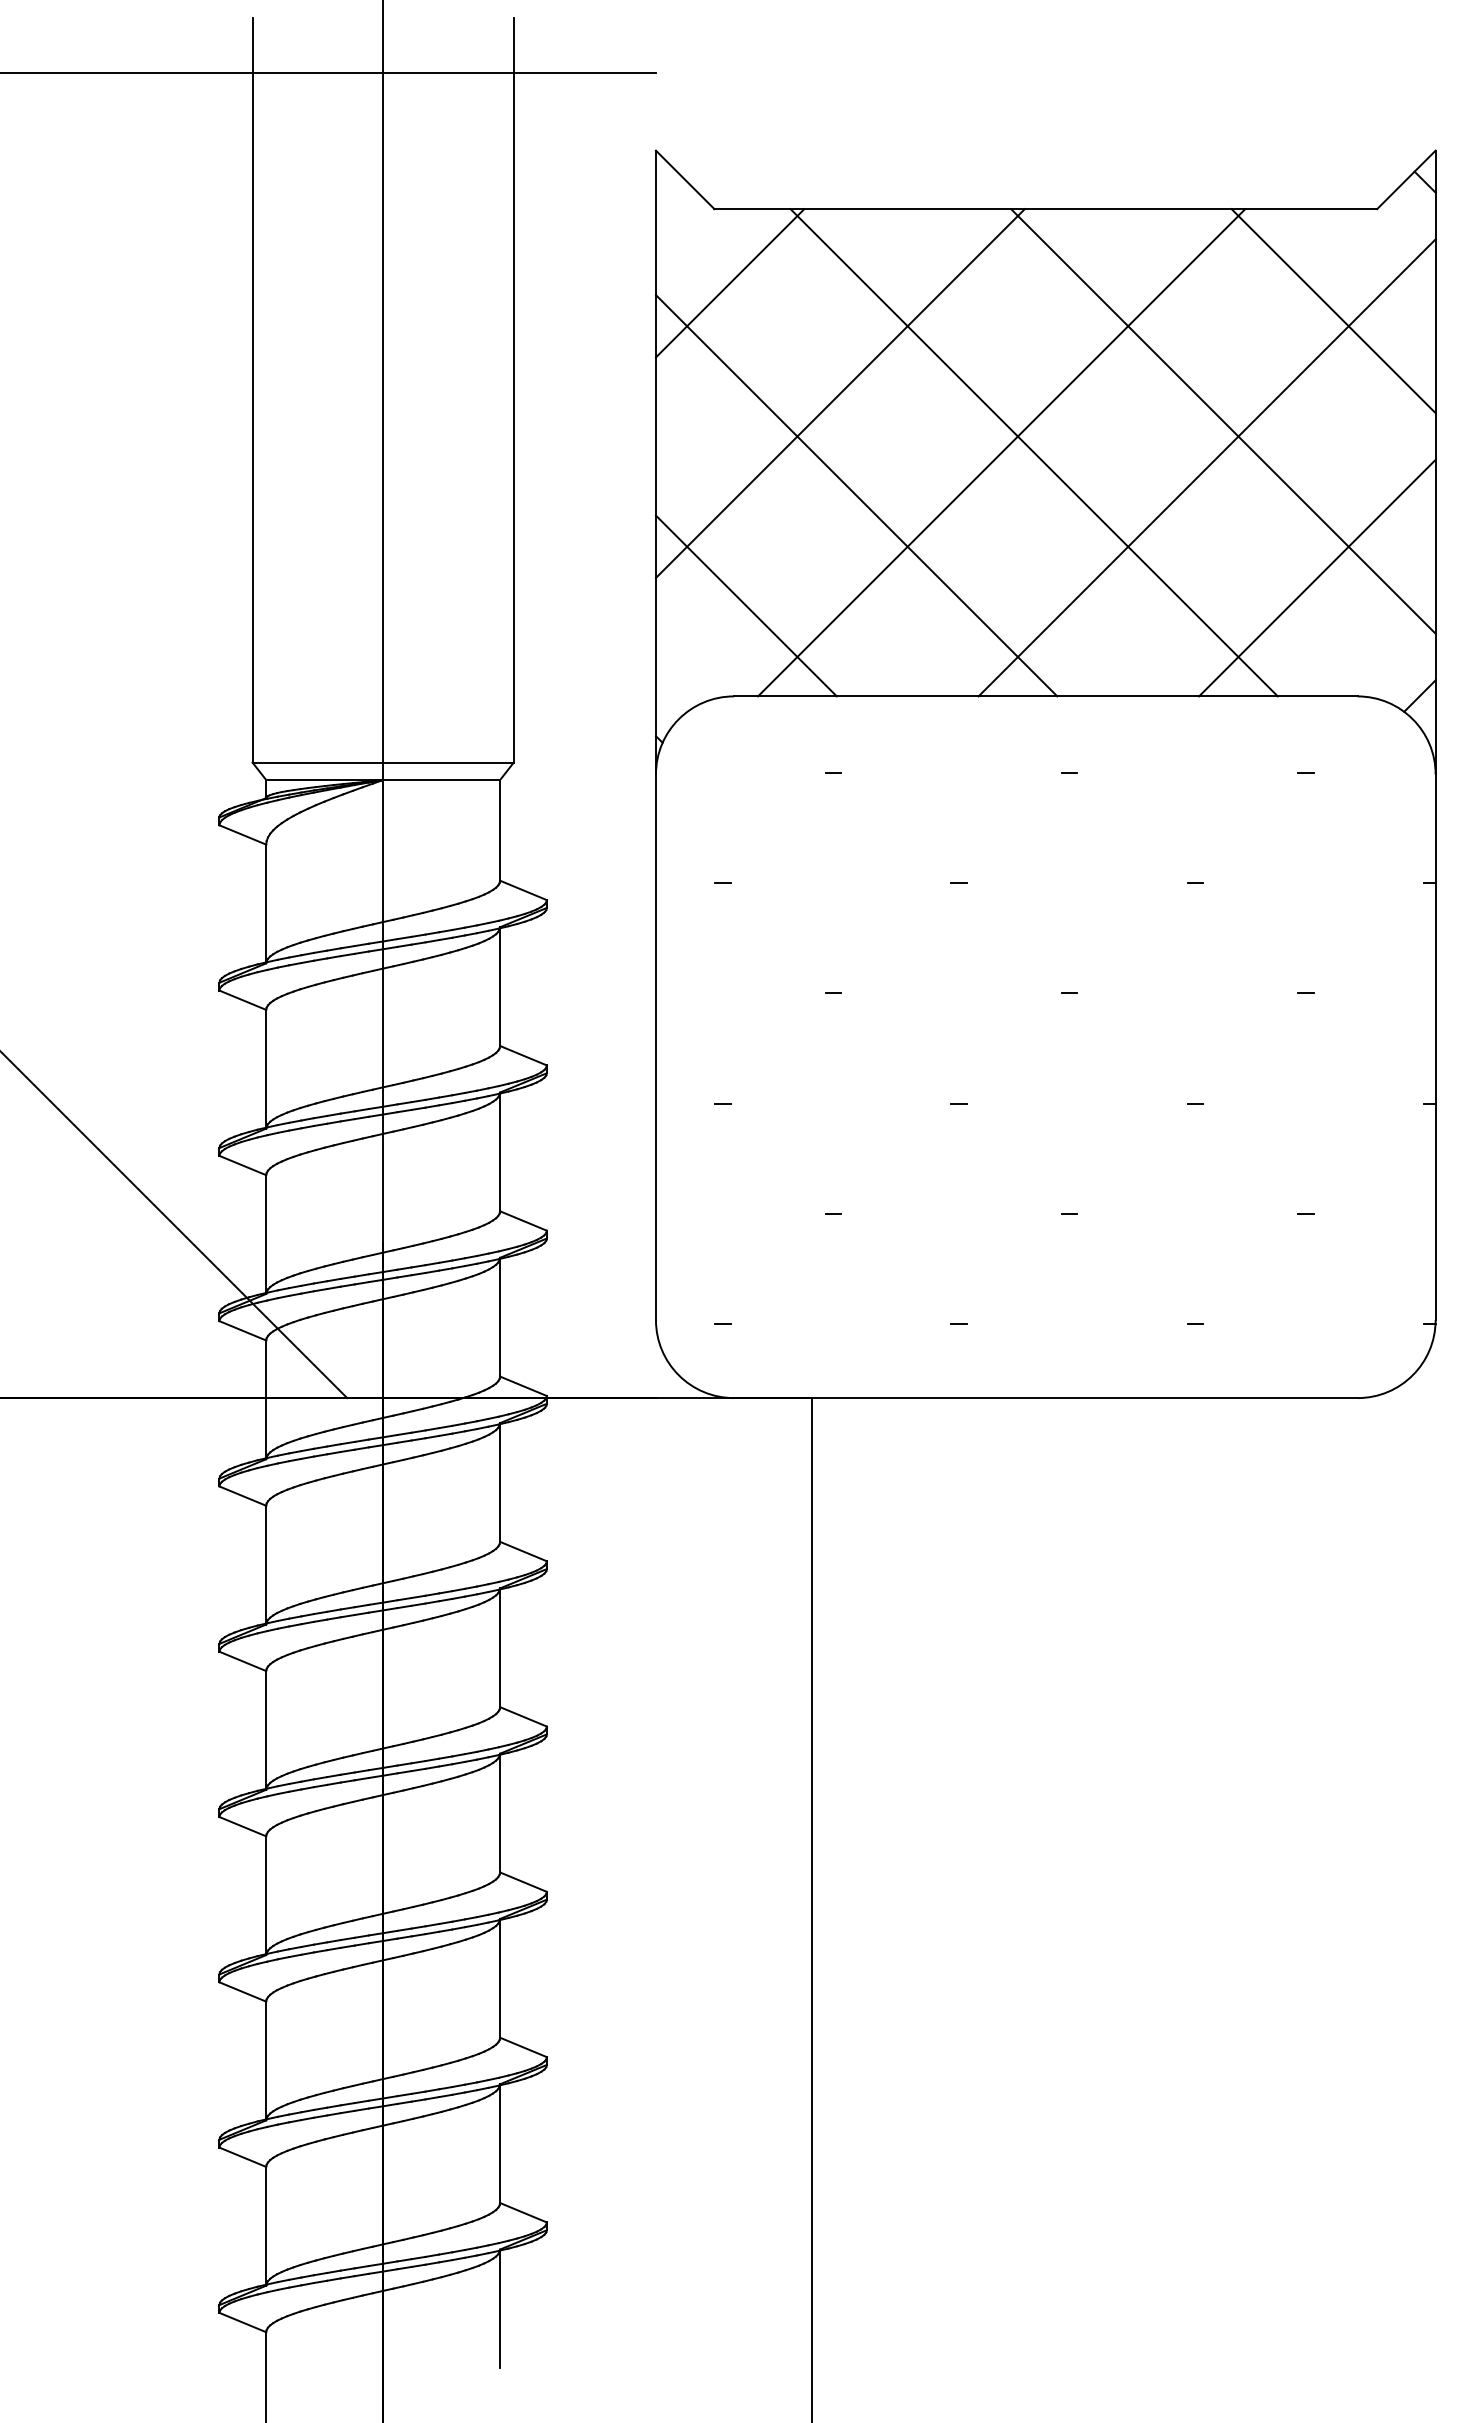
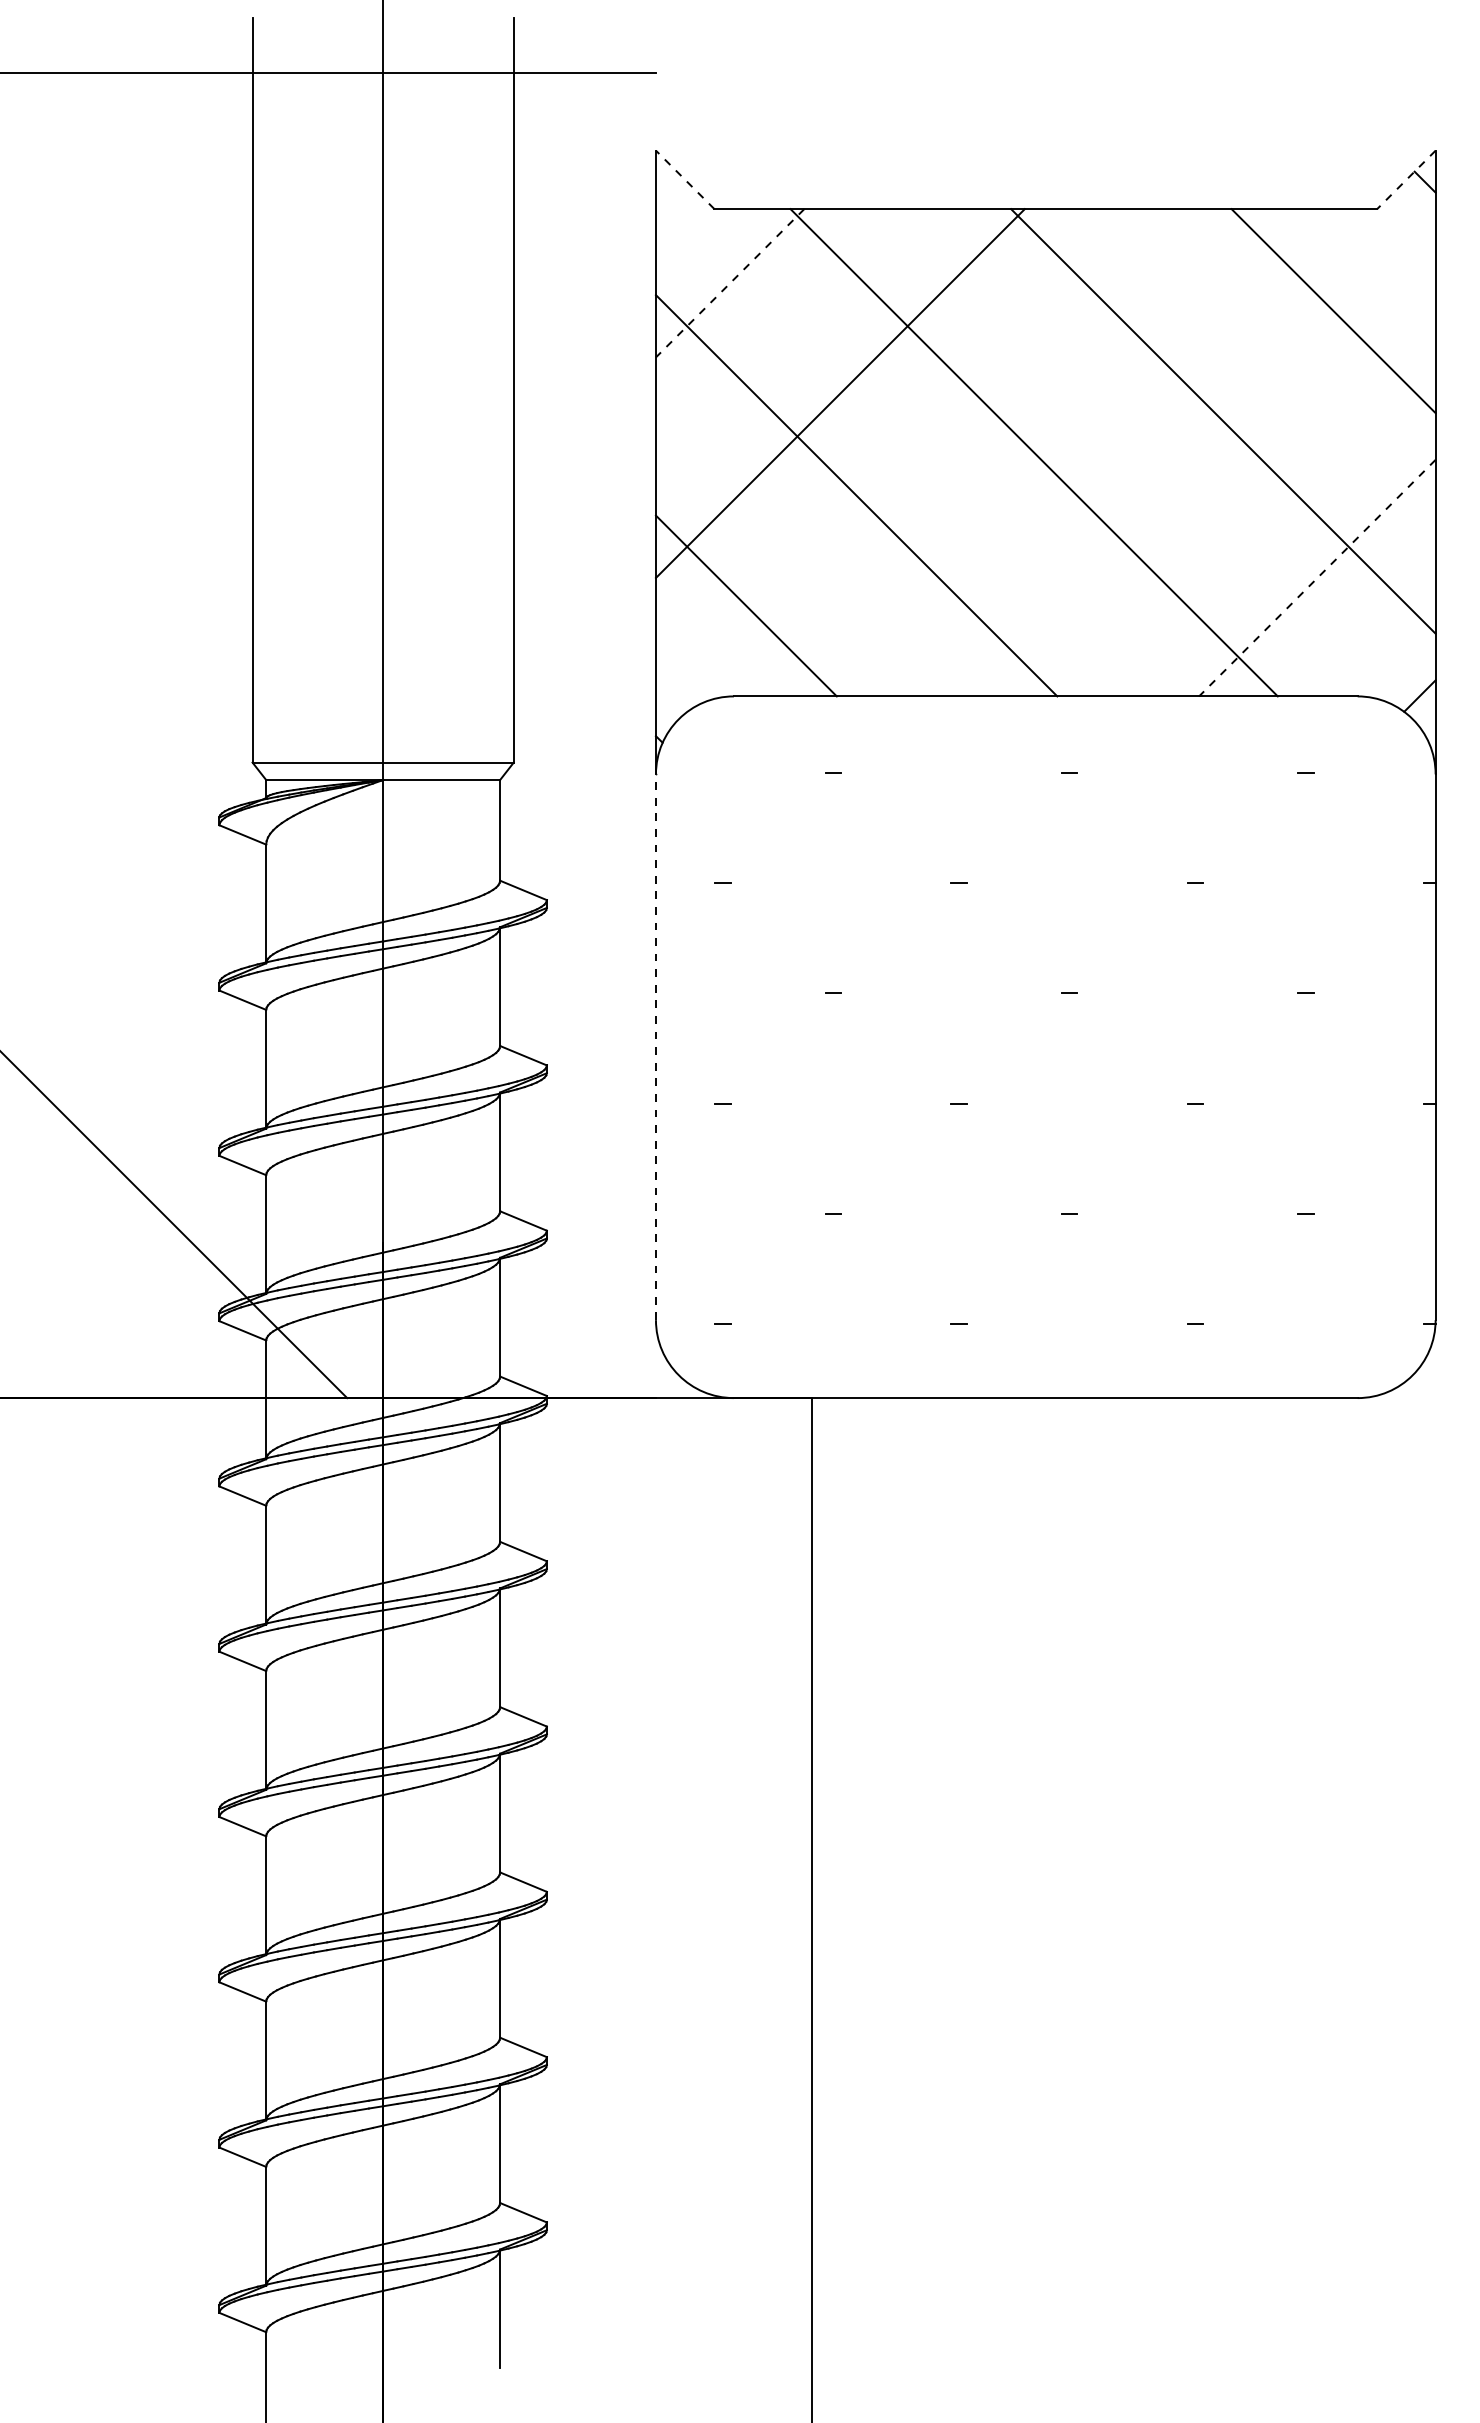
line: solid -> dashed (684, 179)
line: solid -> dashed (1406, 180)
line: solid -> dashed (730, 283)
line: present -> none (1001, 452)
line: present -> none (1206, 467)
line: solid -> dashed (1317, 578)
line: solid -> dashed (655, 1047)
